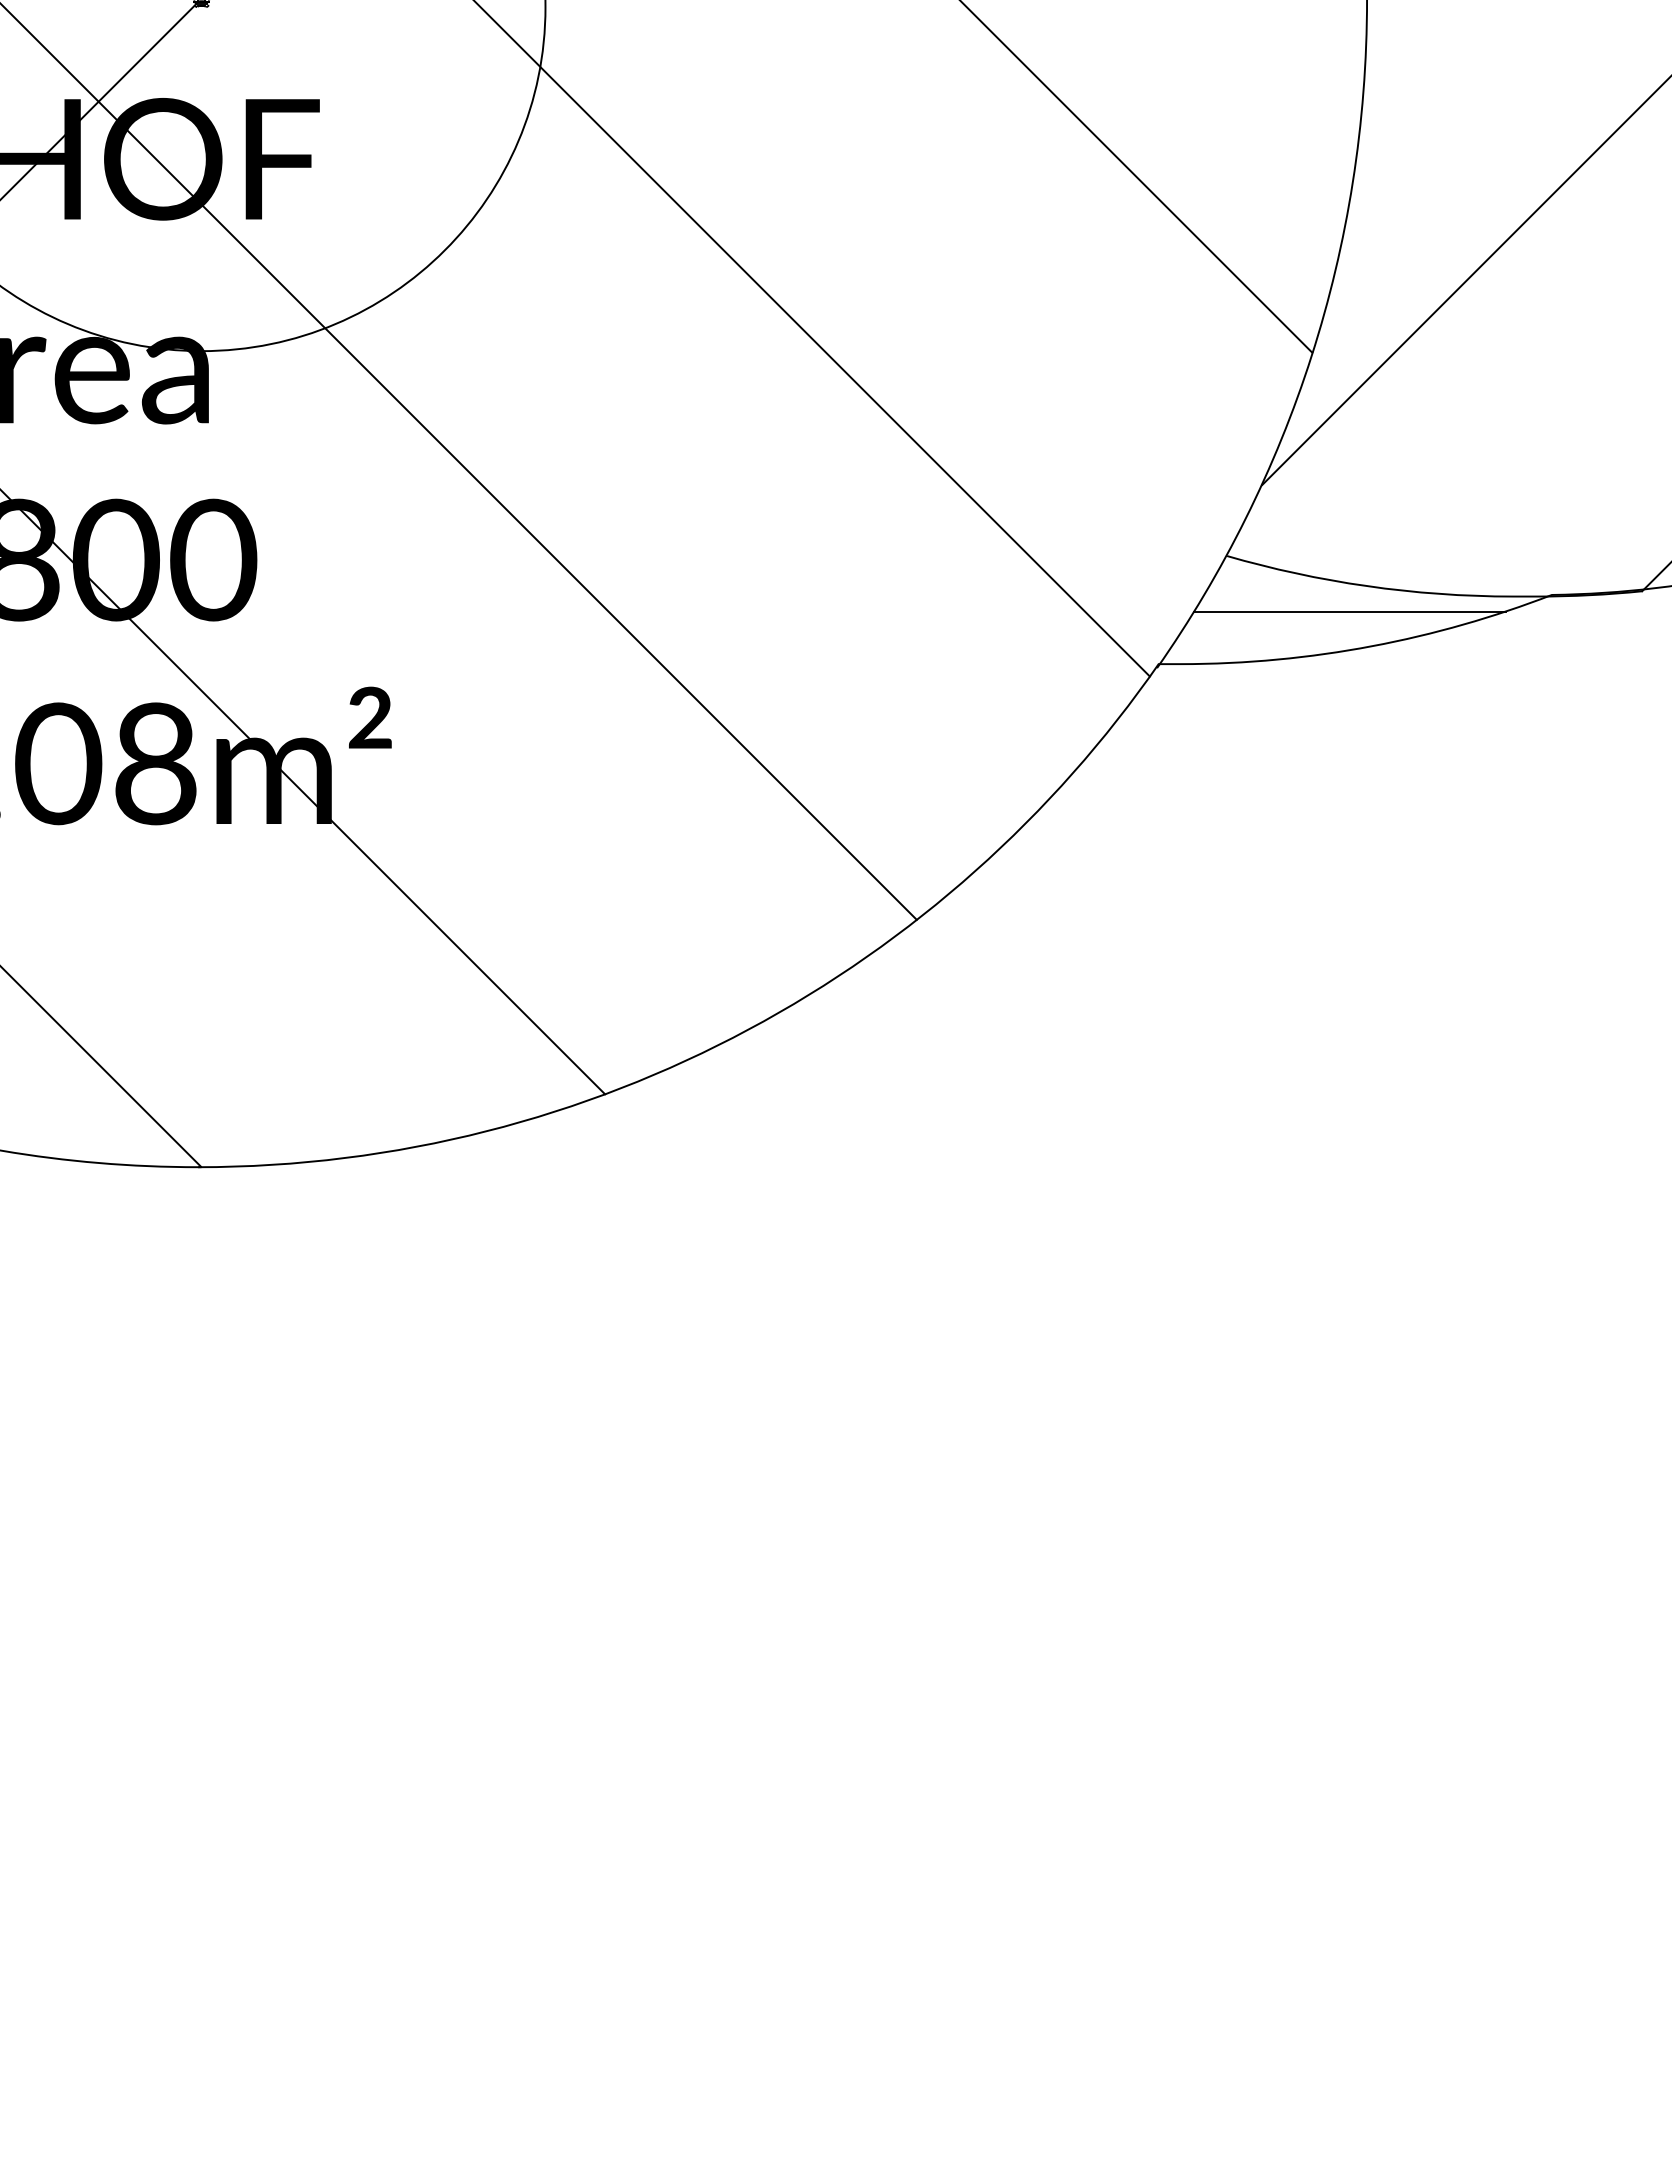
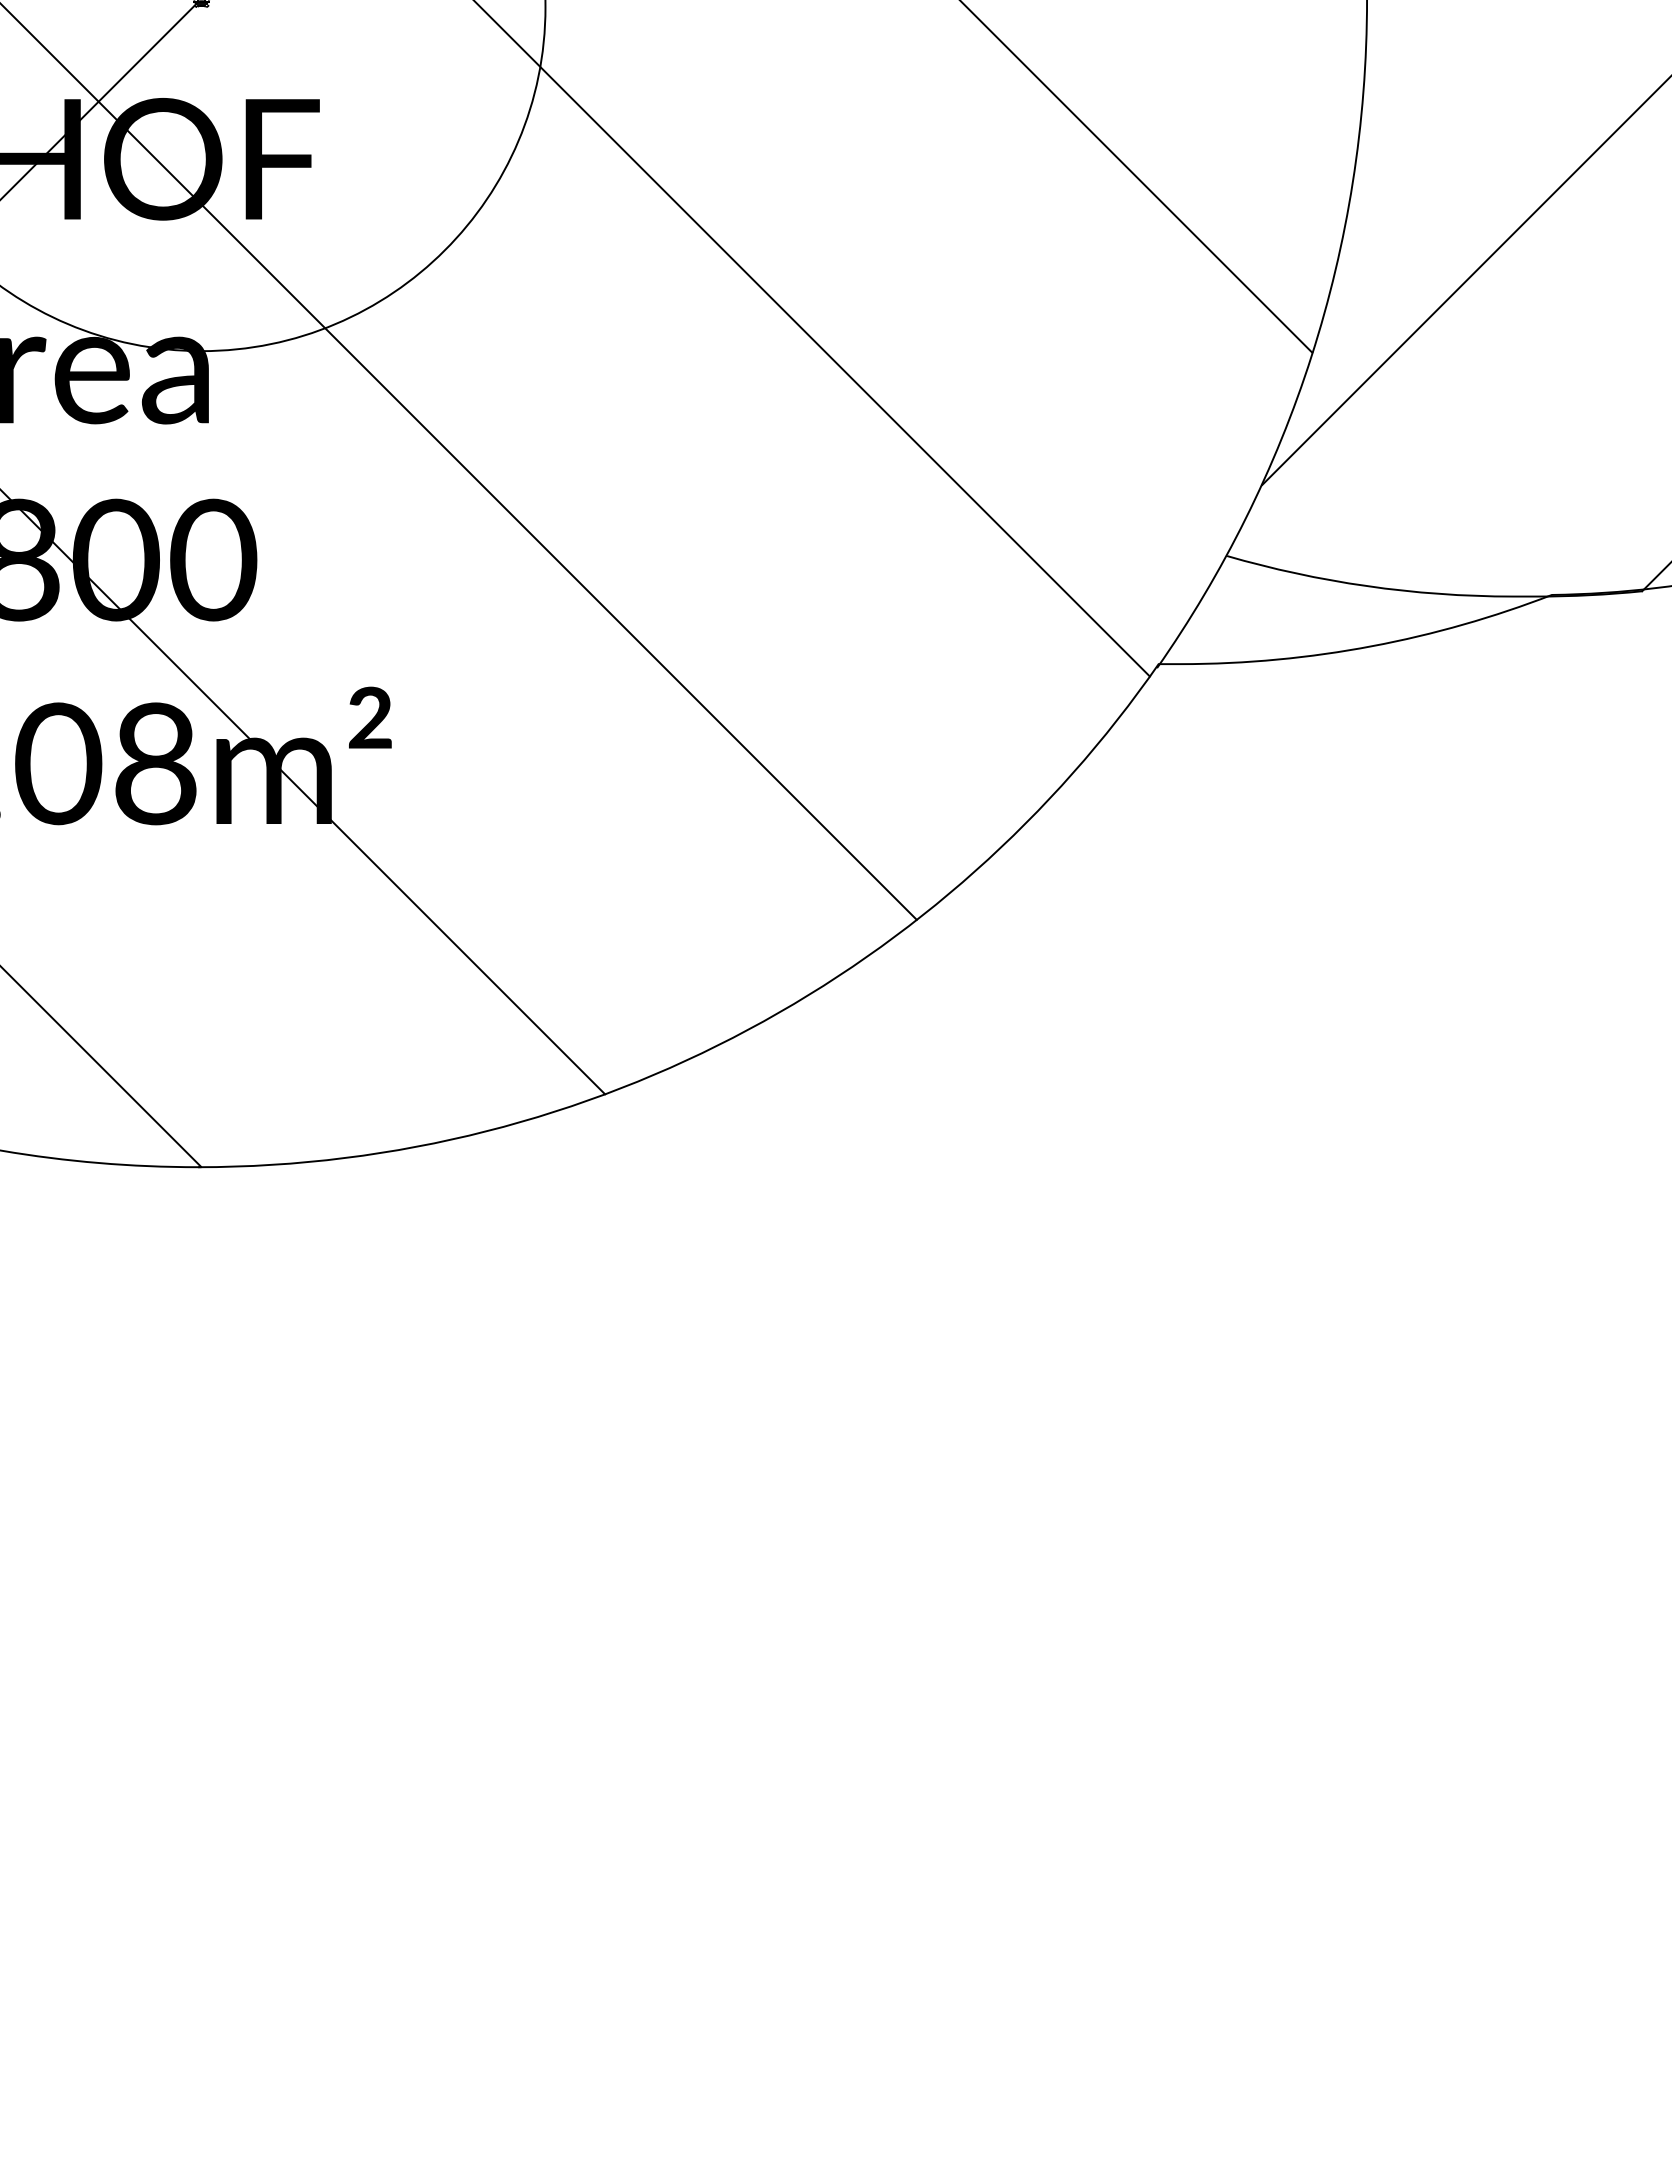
line: present -> none (1349, 611)
